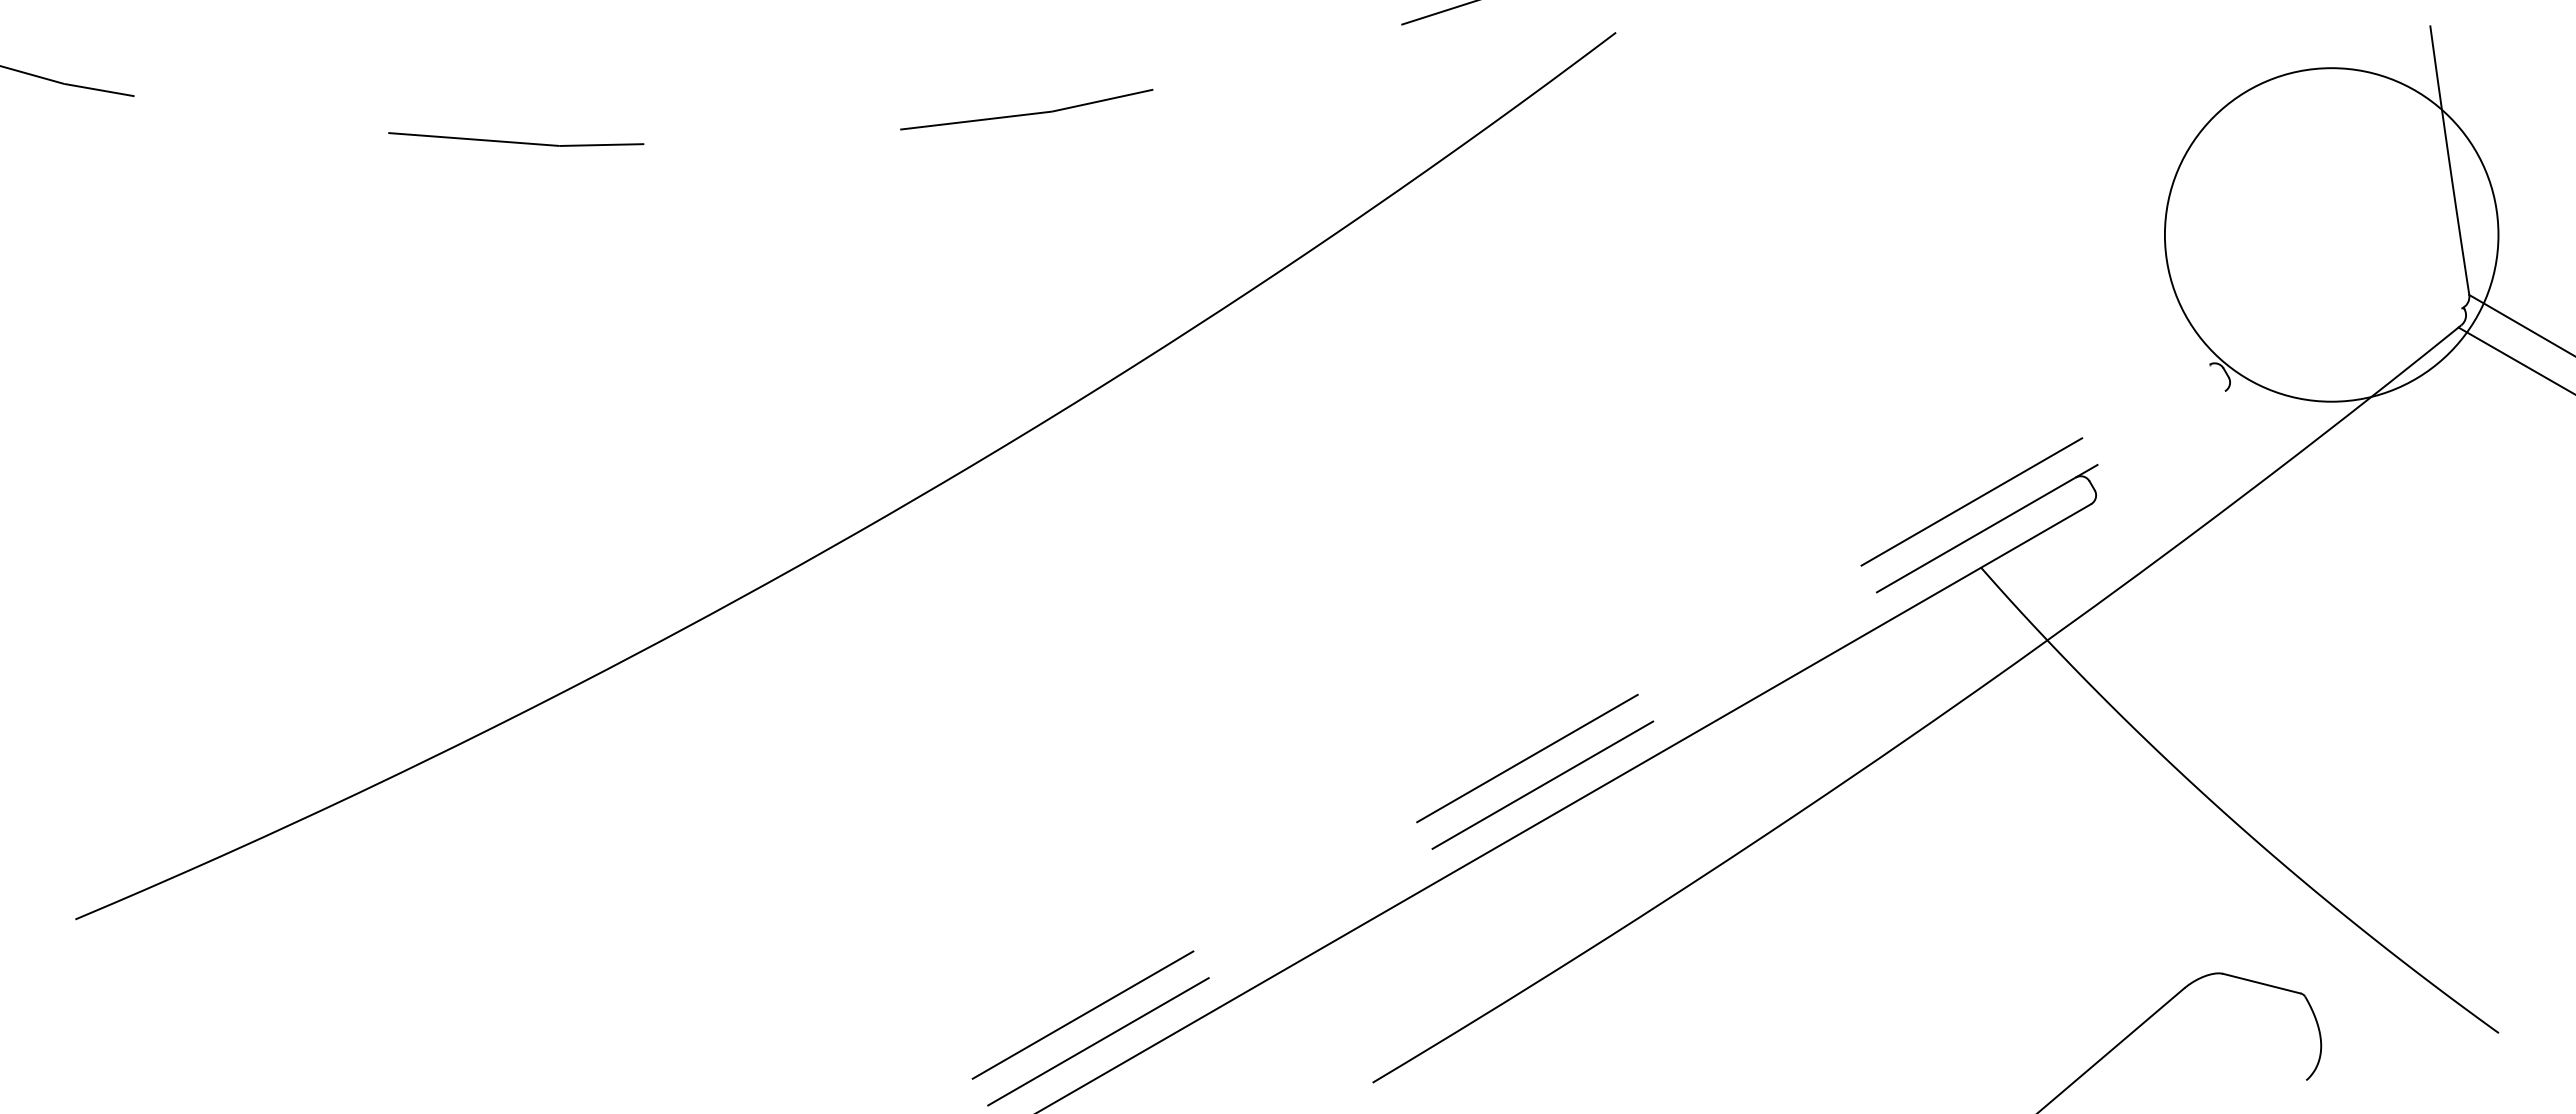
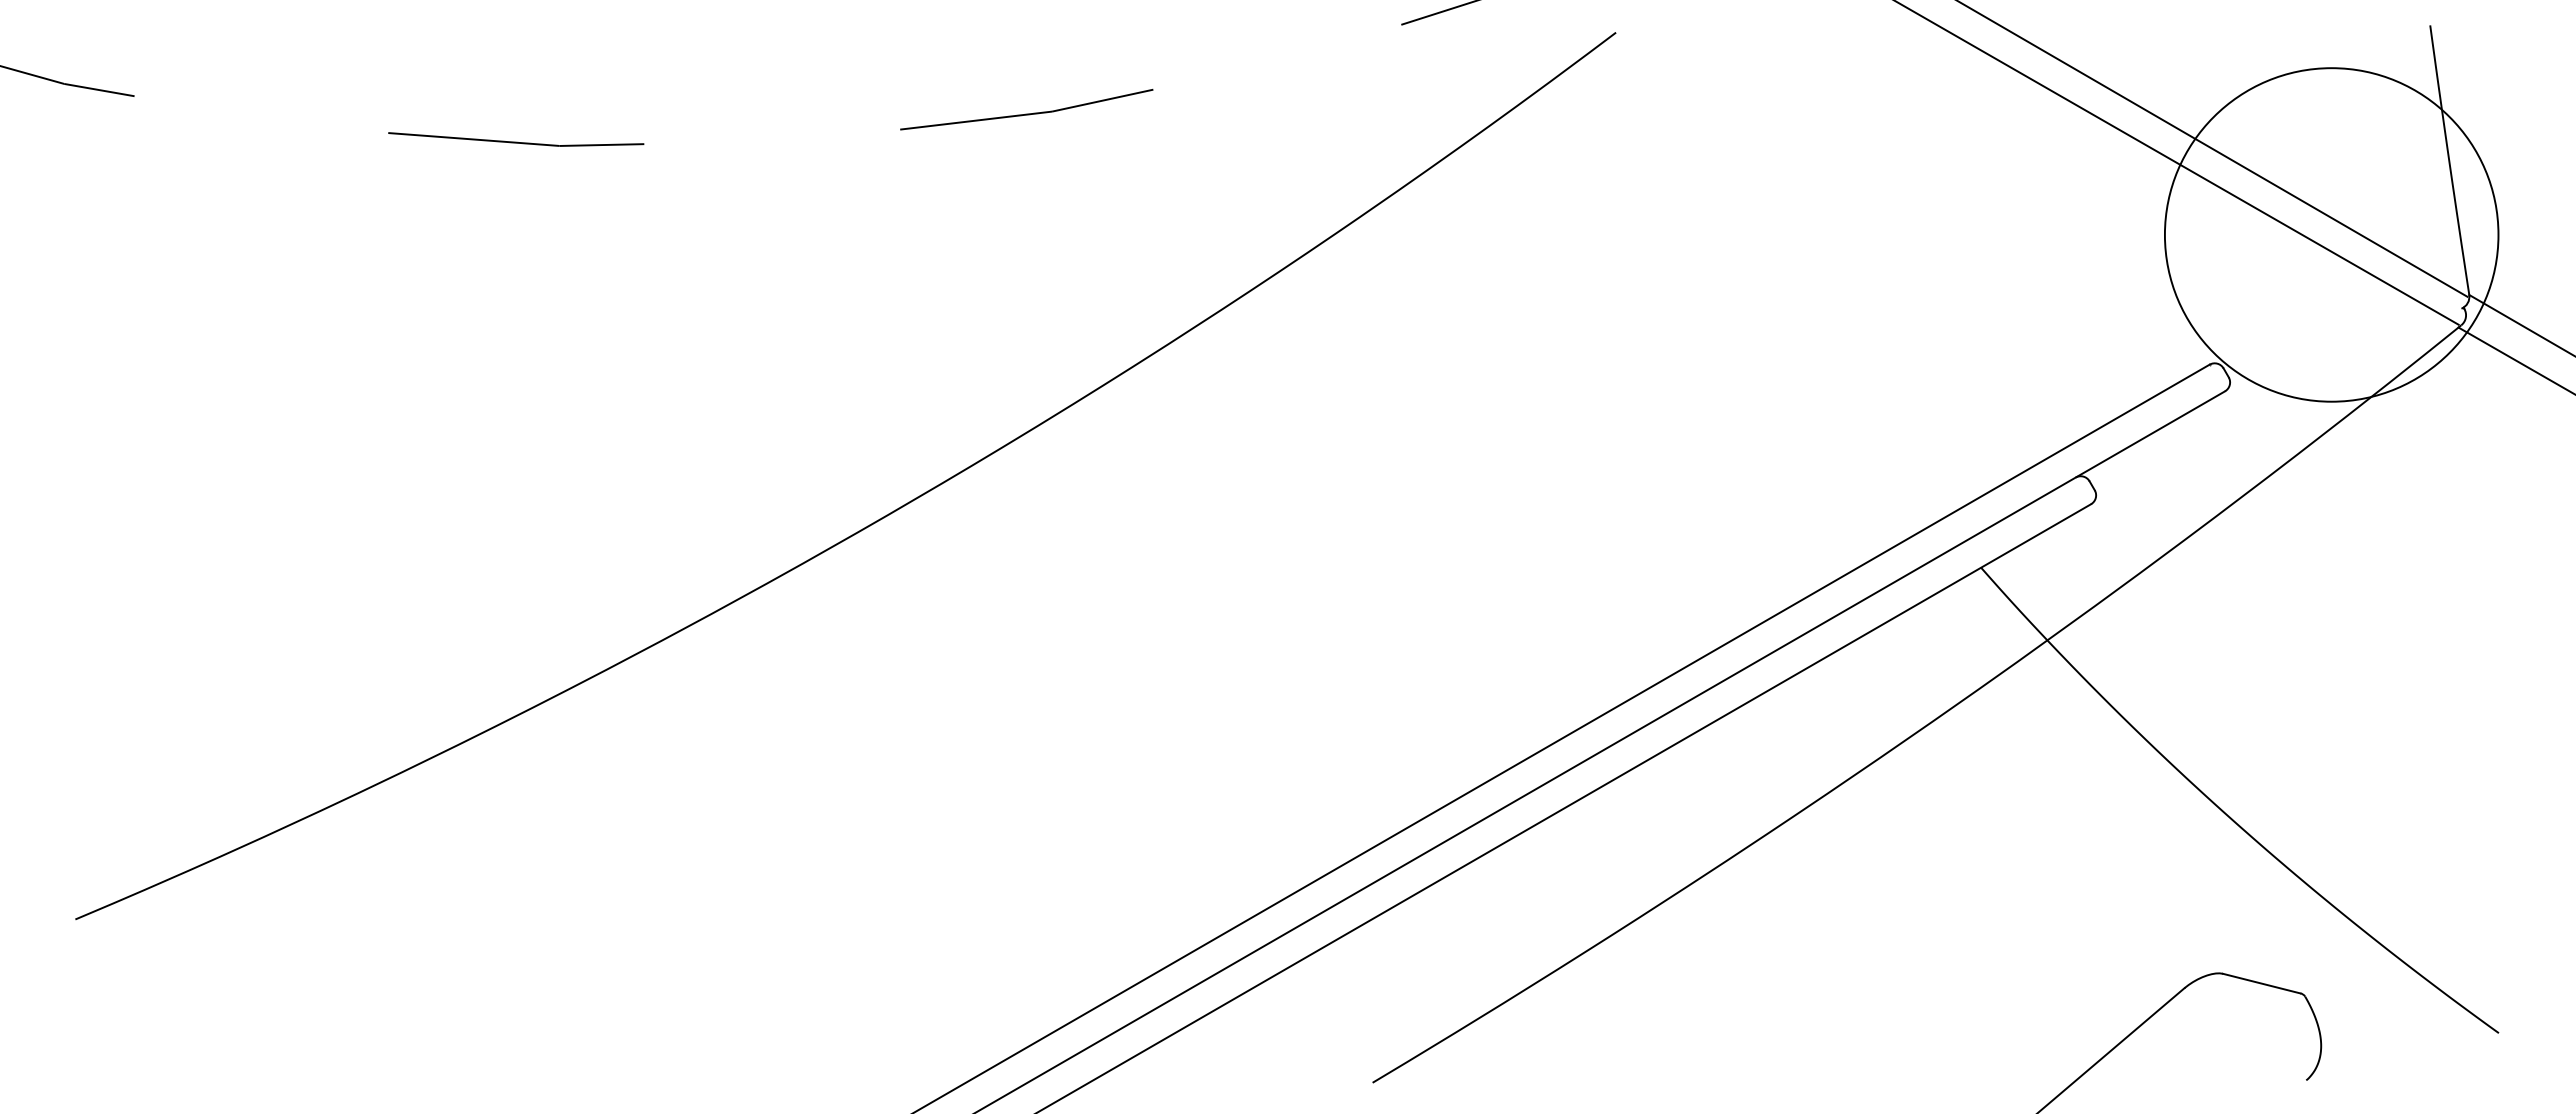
line: none -> present (2213, 149)
line: none -> present (2177, 163)
line: dashed -> solid (1561, 739)
line: dashed -> solid (1599, 752)
